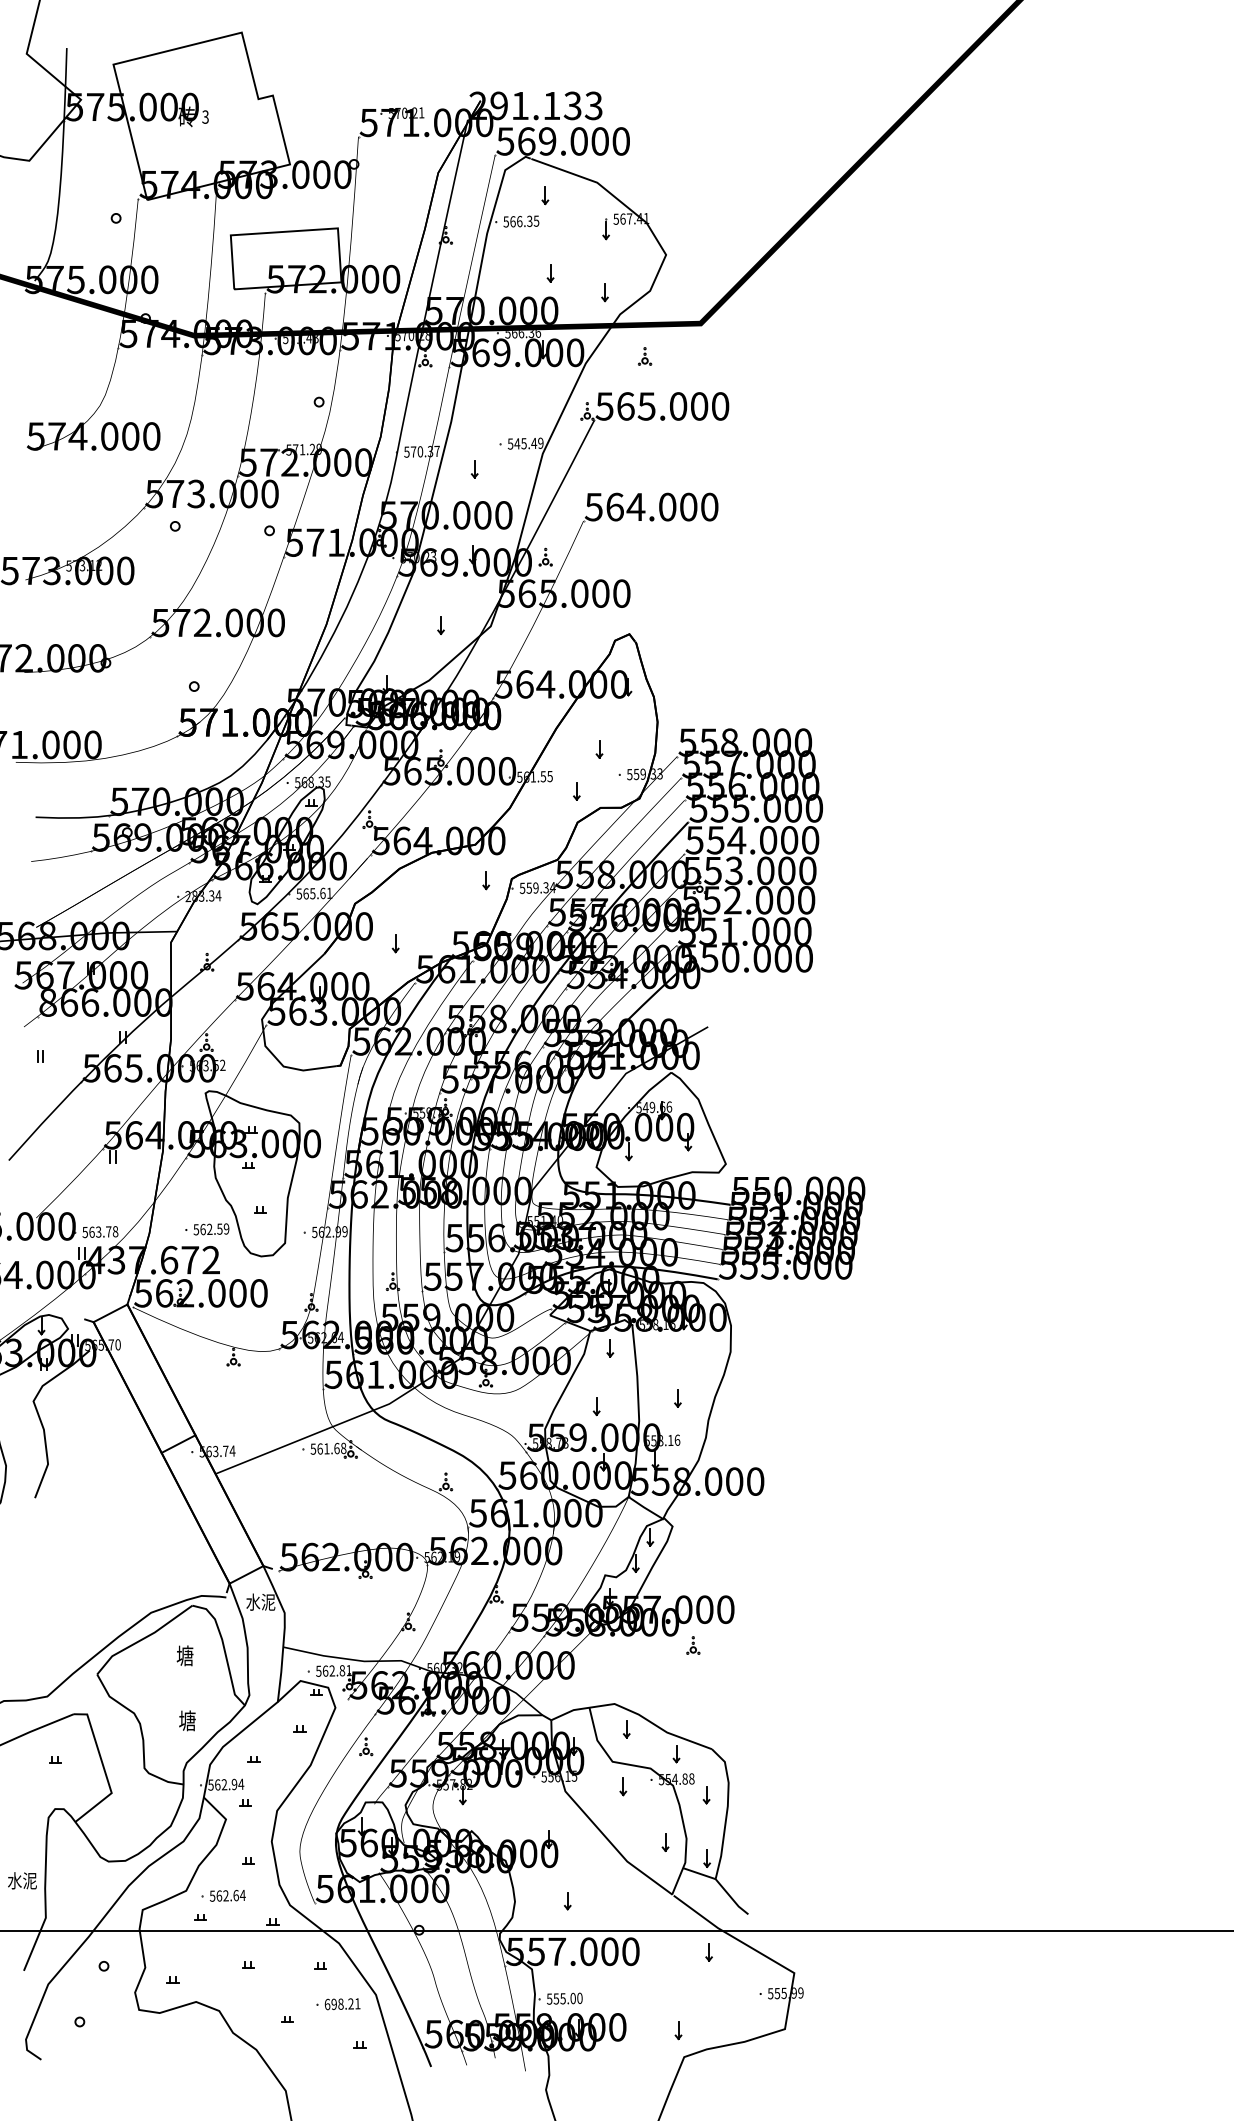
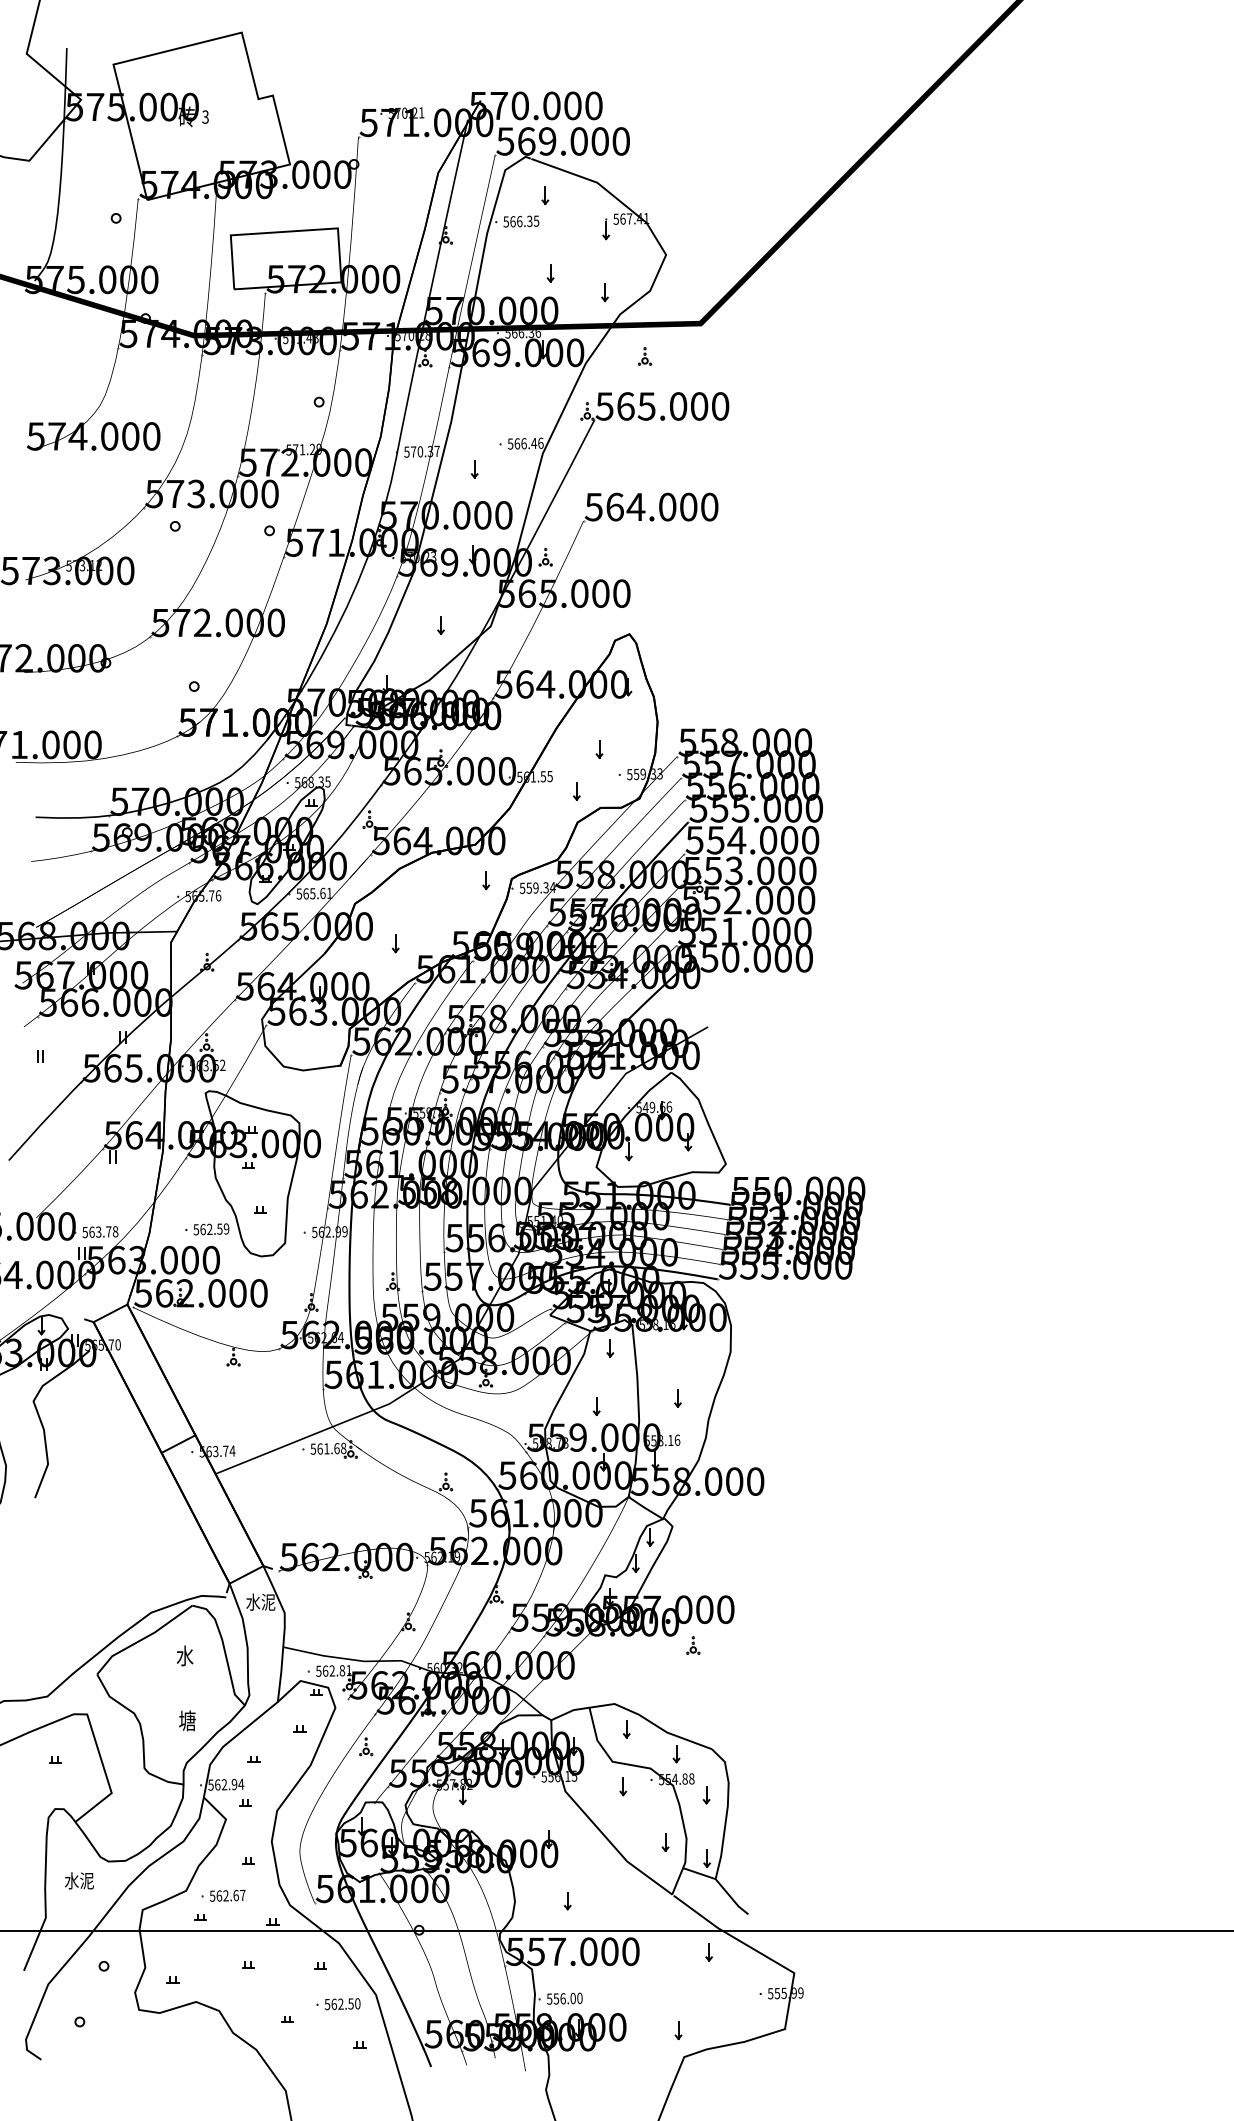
text: 291.133 -> 570.000 (535, 105)
text: 545.49 -> 566.46 (528, 443)
text: 283.34 -> 565.76 (203, 896)
text: 866.000 -> 566.000 (47, 1002)
text: 437.672 -> 563.000 (152, 1259)
text: 塘 -> 水 (184, 1655)
text position: (22, 1880) -> (79, 1880) (79, 1880)
text: 562.64 -> 562.67 (242, 1895)
text: 555.00 -> 556.00 (562, 1998)
text: 698.21 -> 562.50 (342, 2004)
